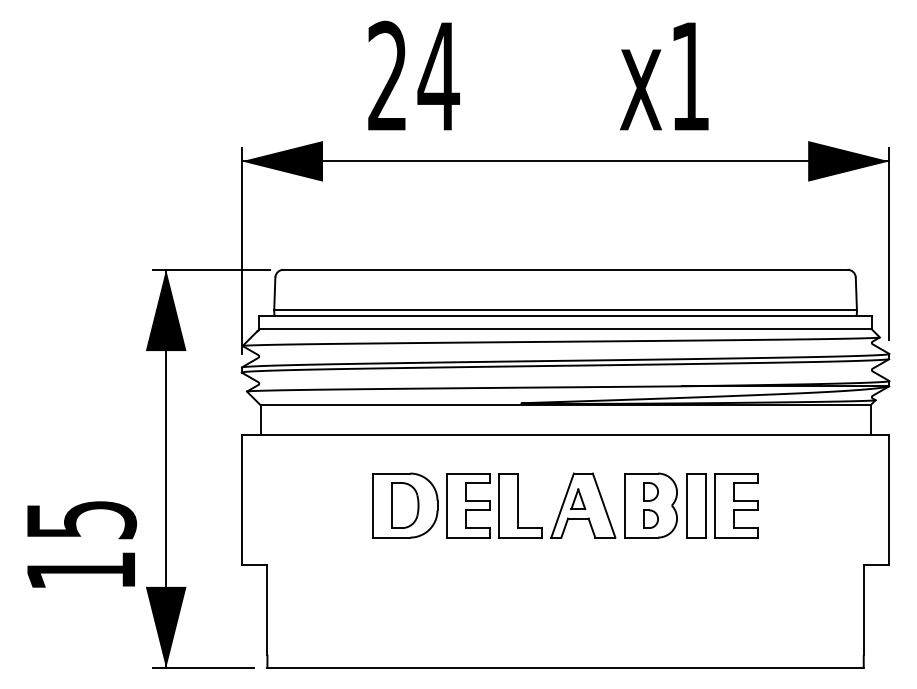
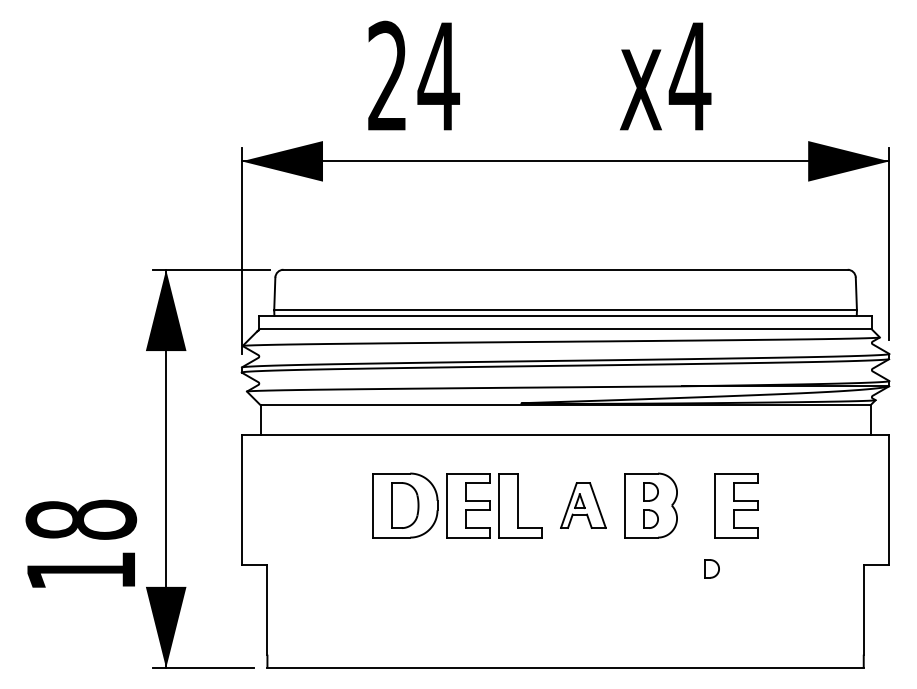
text: x1 -> x4 (689, 76)
part size: 67x67 px -> 47x47 px (583, 505)
part: present -> none (696, 505)
text: 15 -> 18 (81, 519)
part: none -> present (711, 568)
